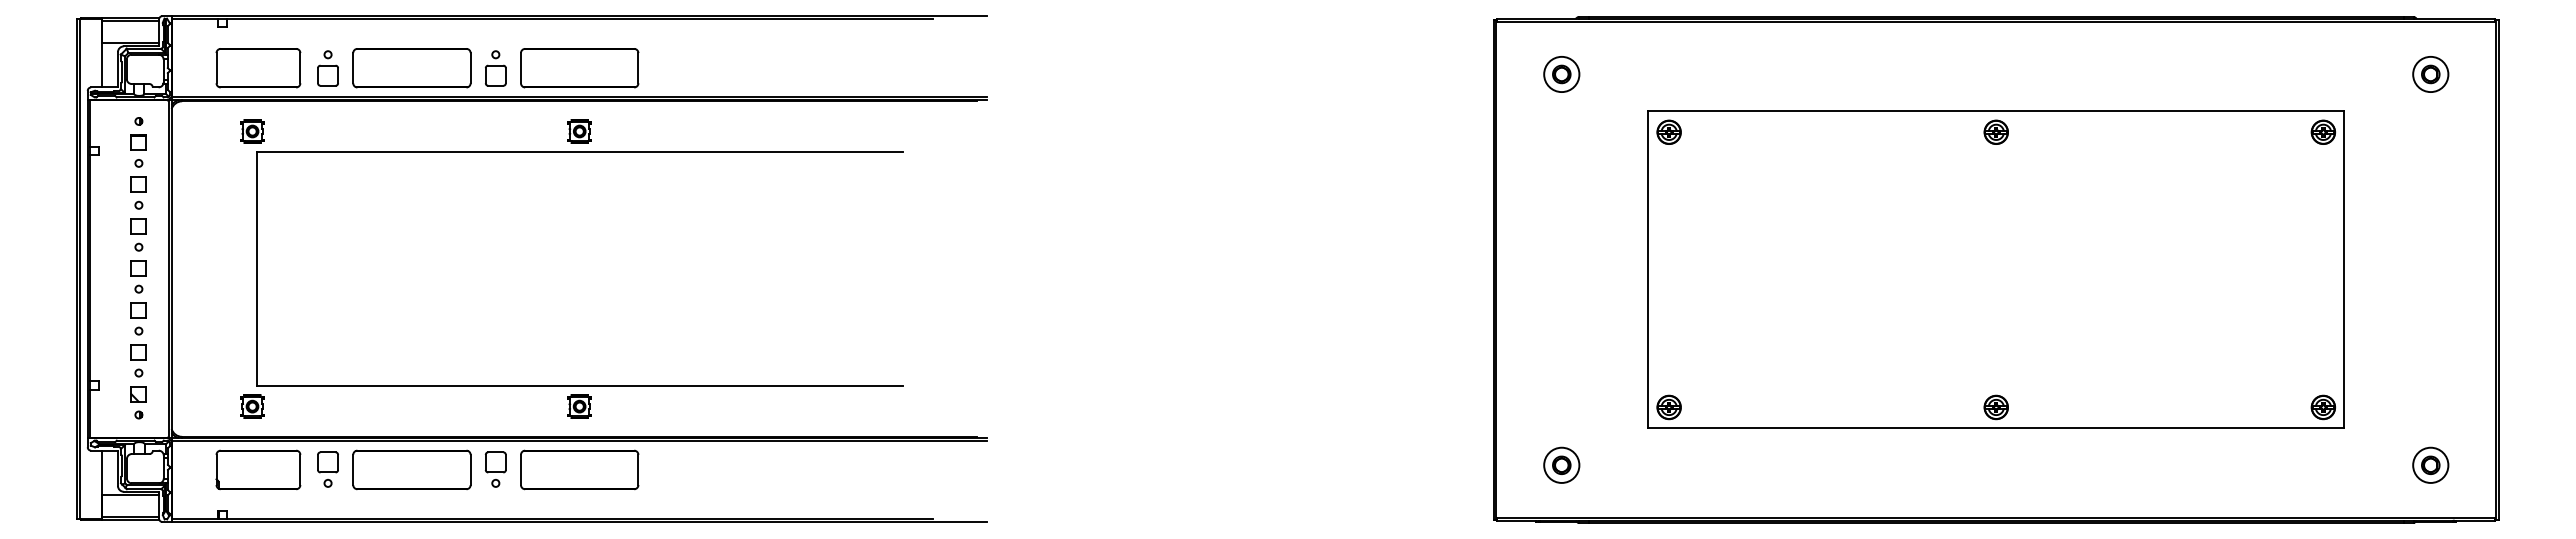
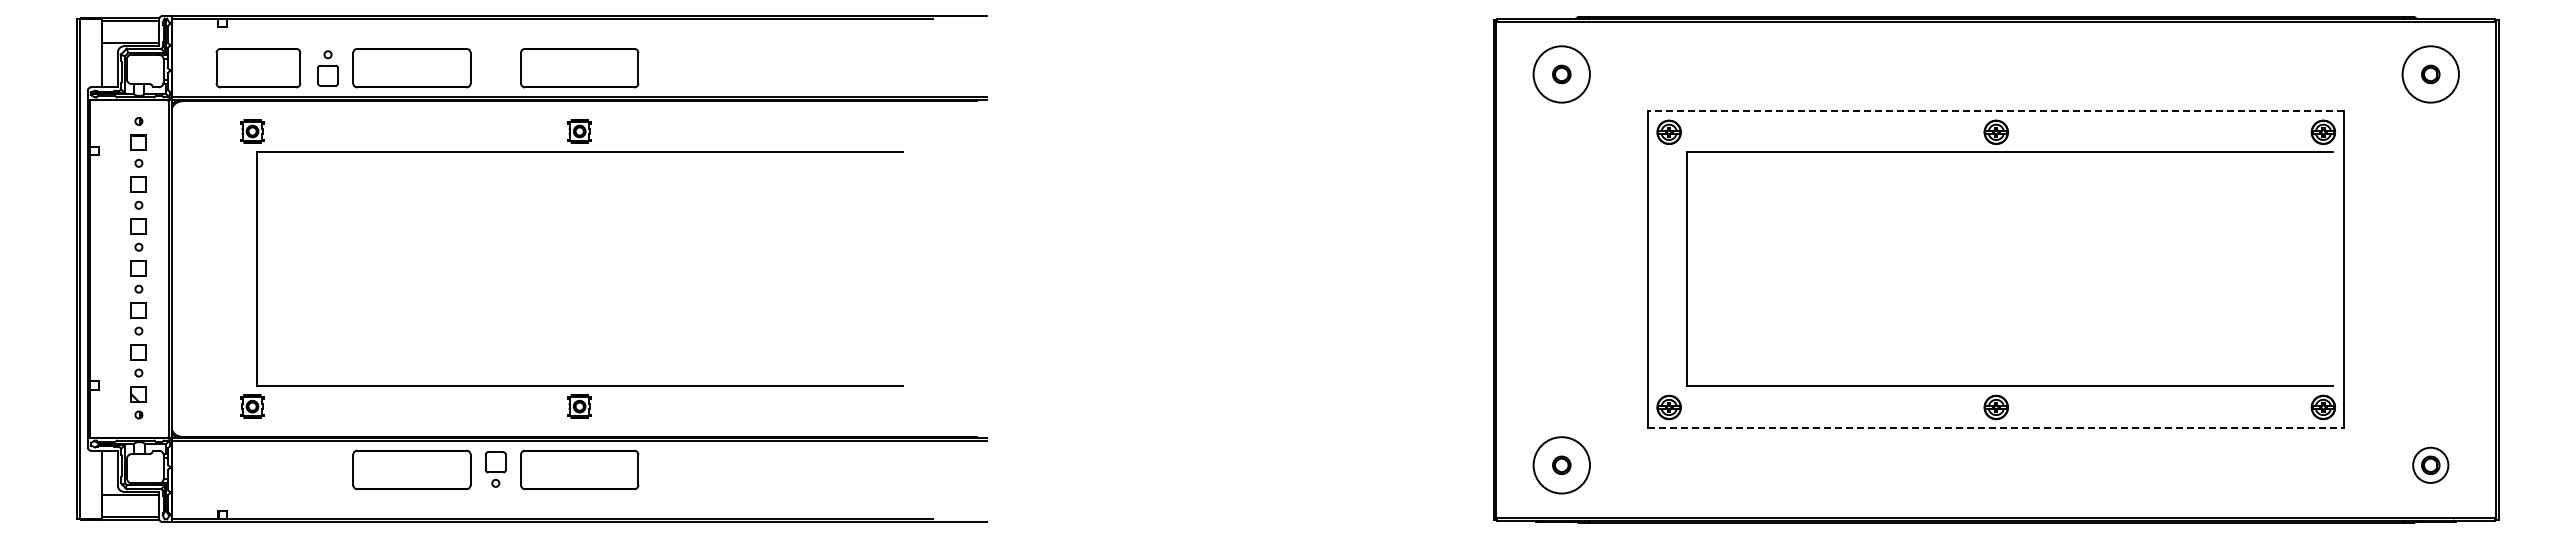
part: present -> none (495, 68)
circle diameter: 35 px -> 56 px (1561, 74)
circle diameter: 35 px -> 56 px (2430, 74)
line: solid -> dashed (1995, 111)
part: none -> present (2009, 152)
line: solid -> dashed (1996, 428)
circle diameter: 35 px -> 56 px (1561, 465)
part: present -> none (258, 469)
part: present -> none (327, 469)
